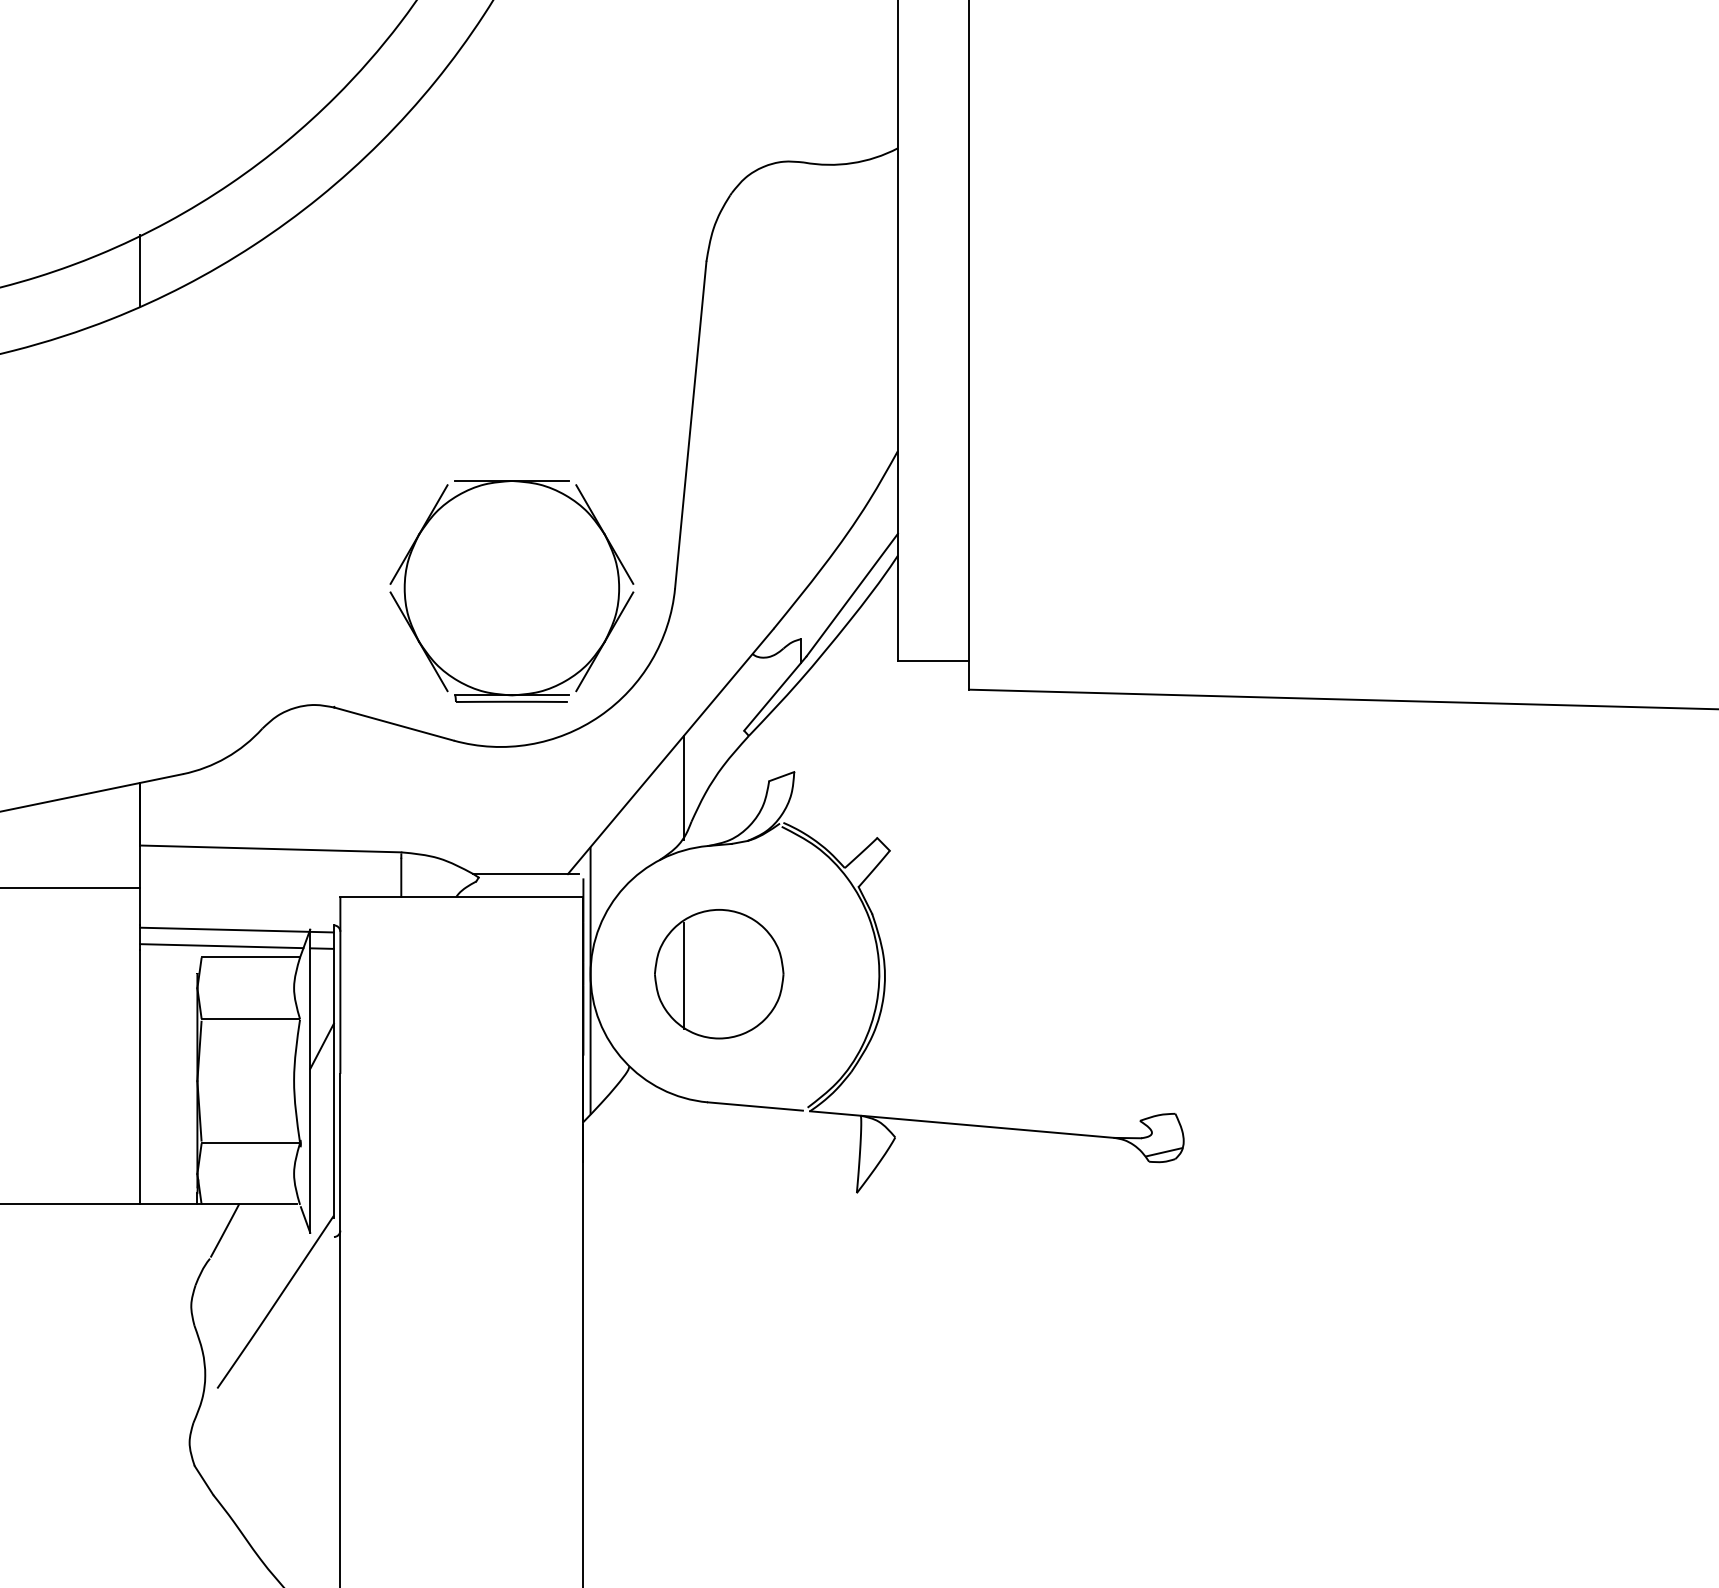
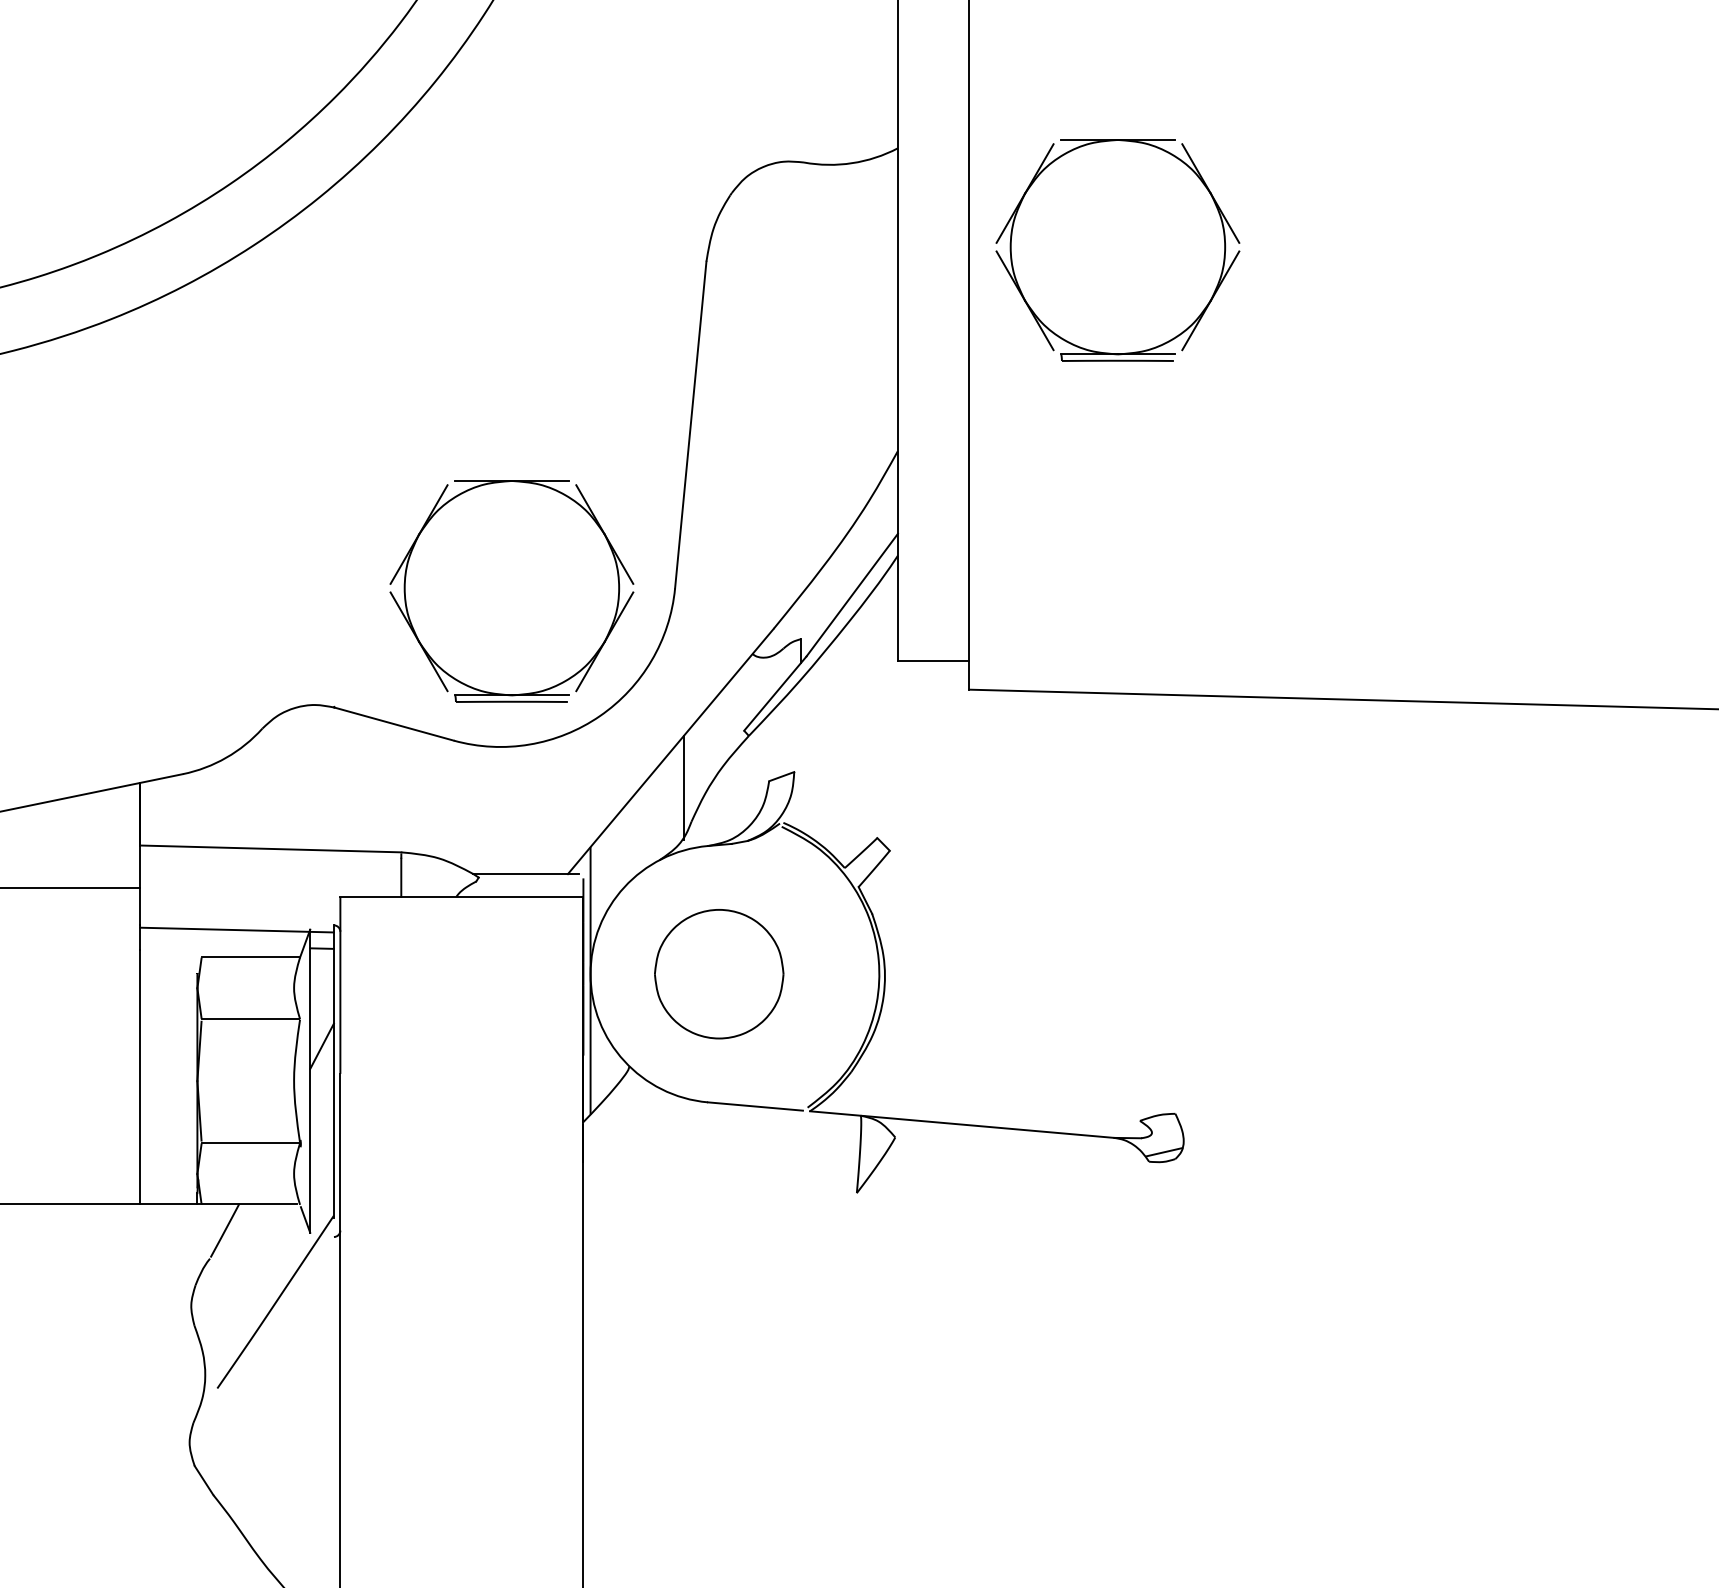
part: none -> present (1117, 250)
line: present -> none (140, 270)
line: present -> none (221, 946)
line: present -> none (683, 975)
